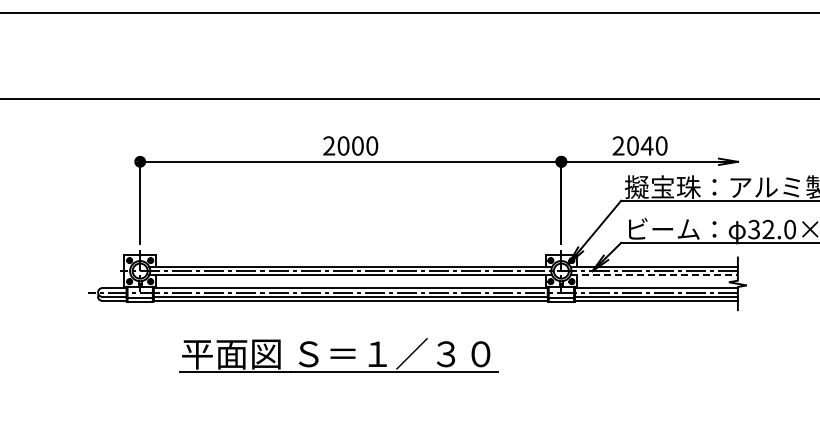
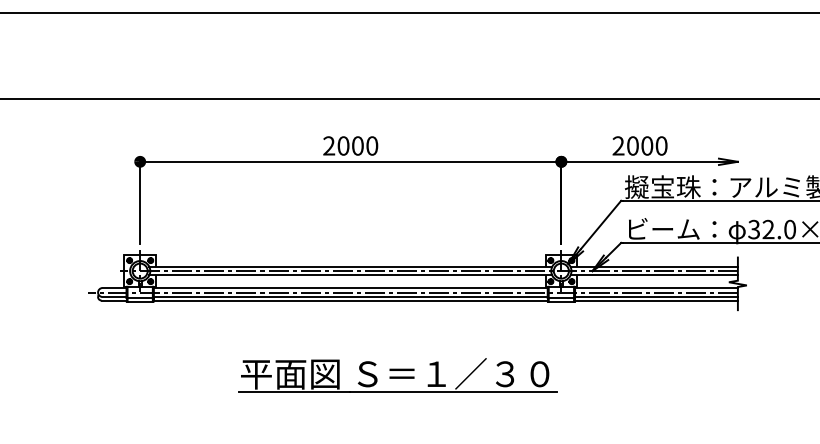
text: 2040 -> 2000 (646, 145)
line: dashed -> solid (654, 275)
part position: (338, 355) -> (397, 375) (397, 375)
